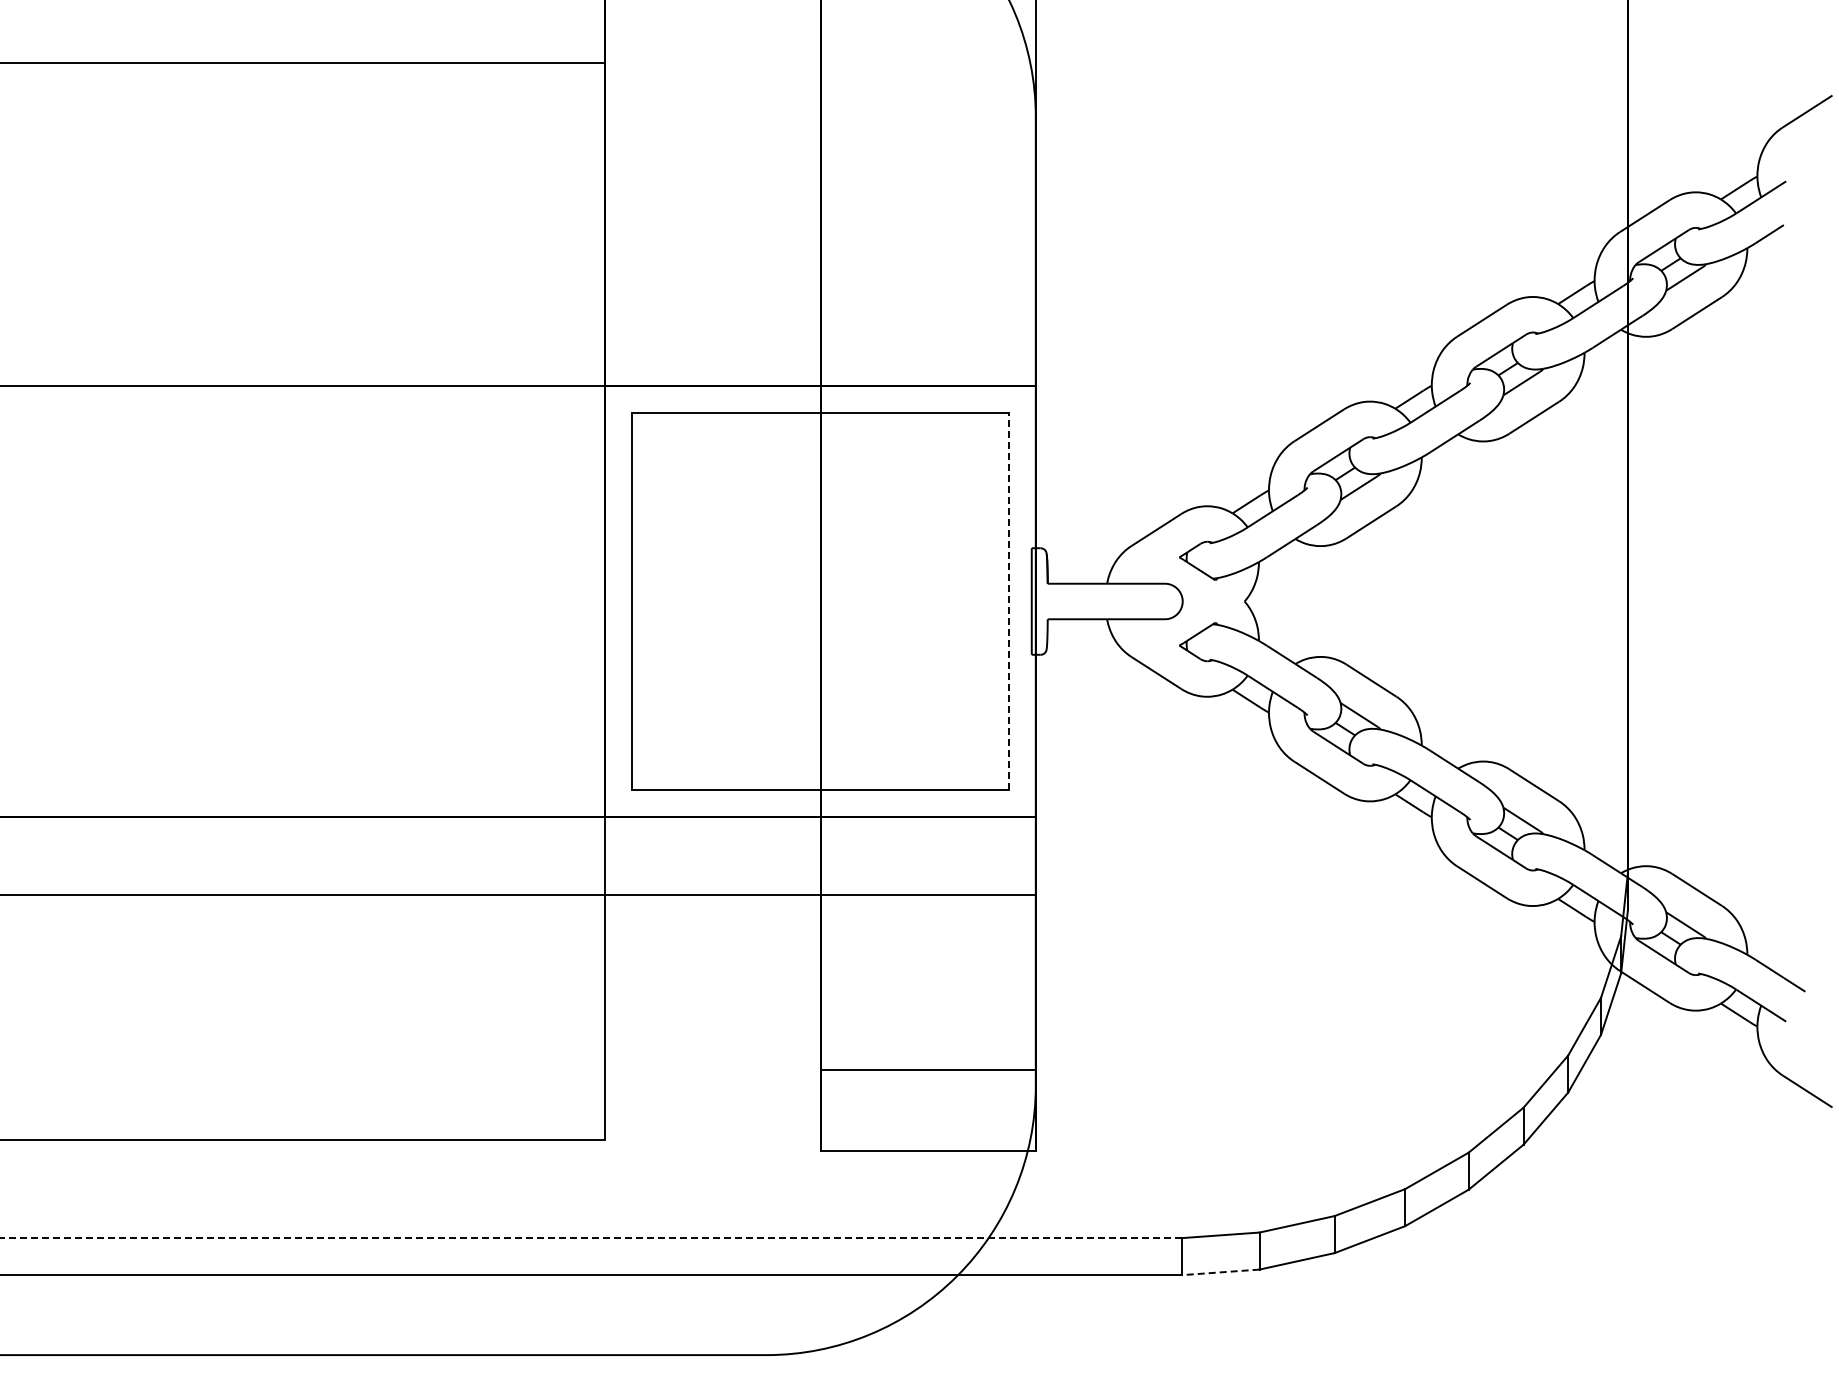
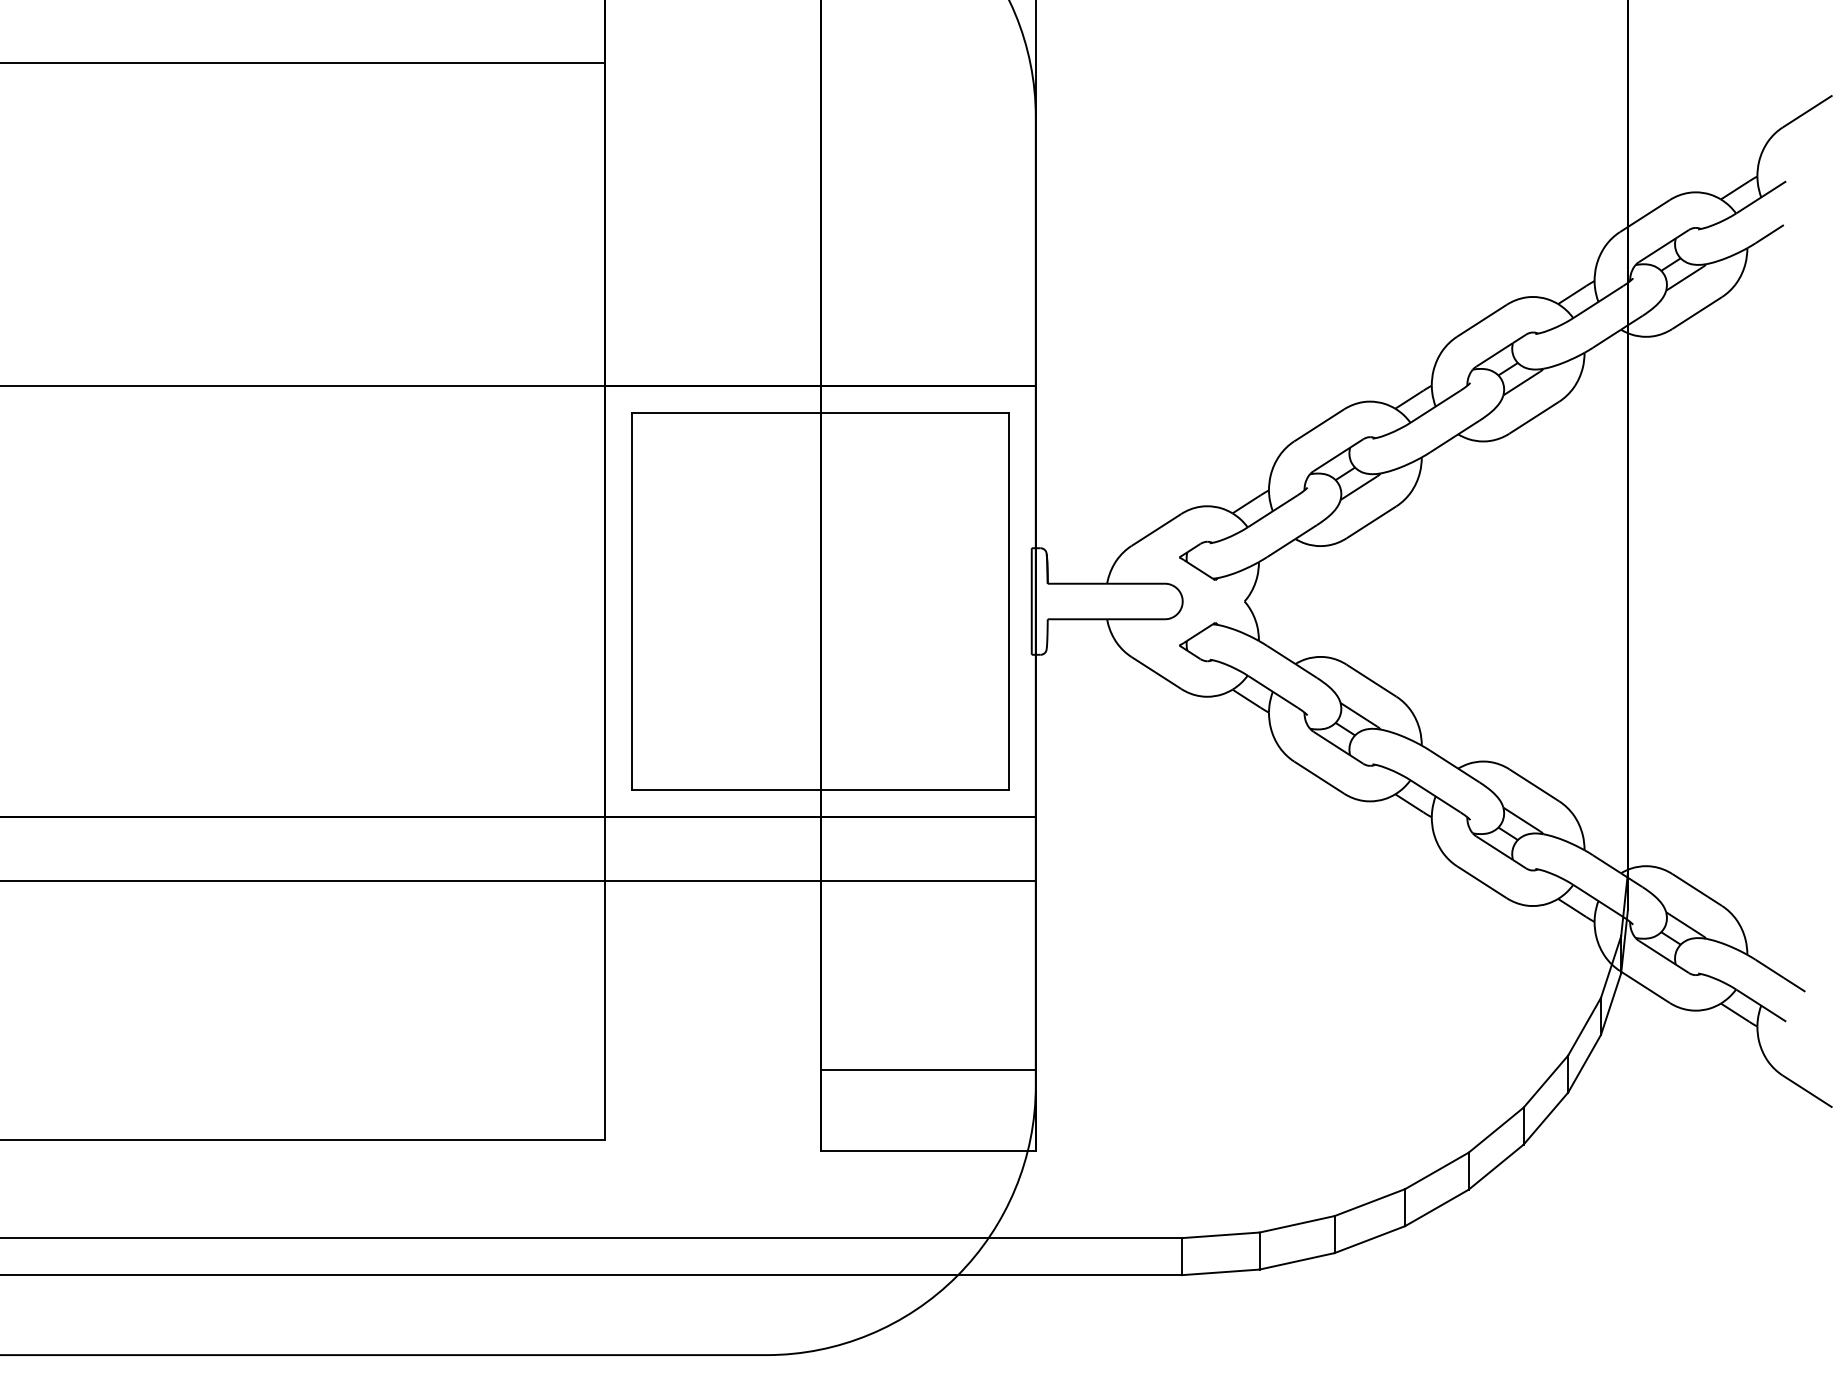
line: dashed -> solid (1008, 601)
line position: (518, 895) -> (518, 881) (518, 881)
line: dashed -> solid (591, 1238)
line: dashed -> solid (1220, 1272)
